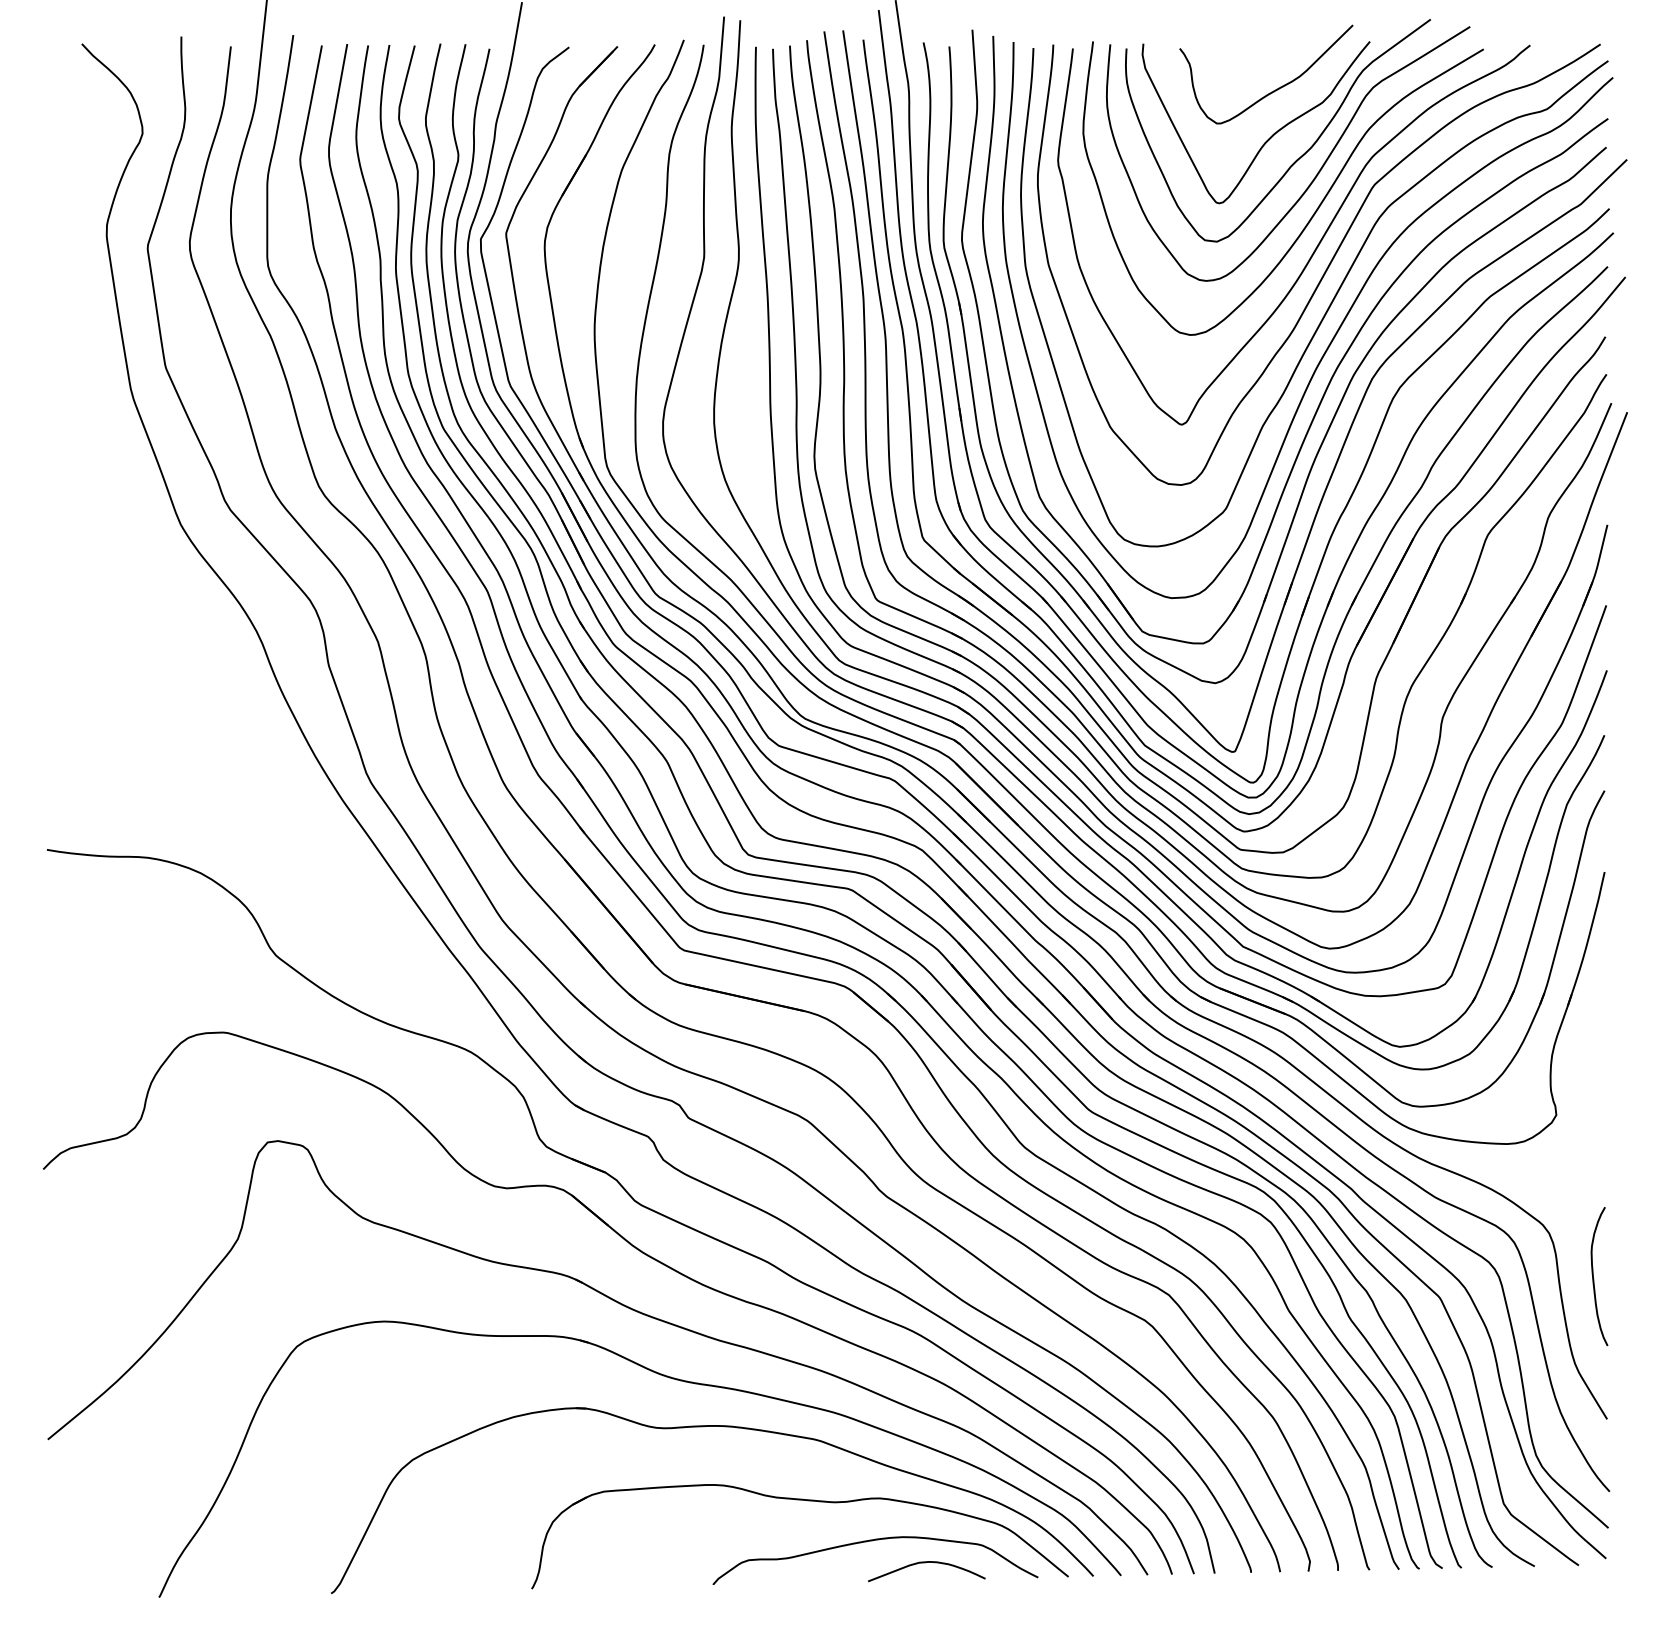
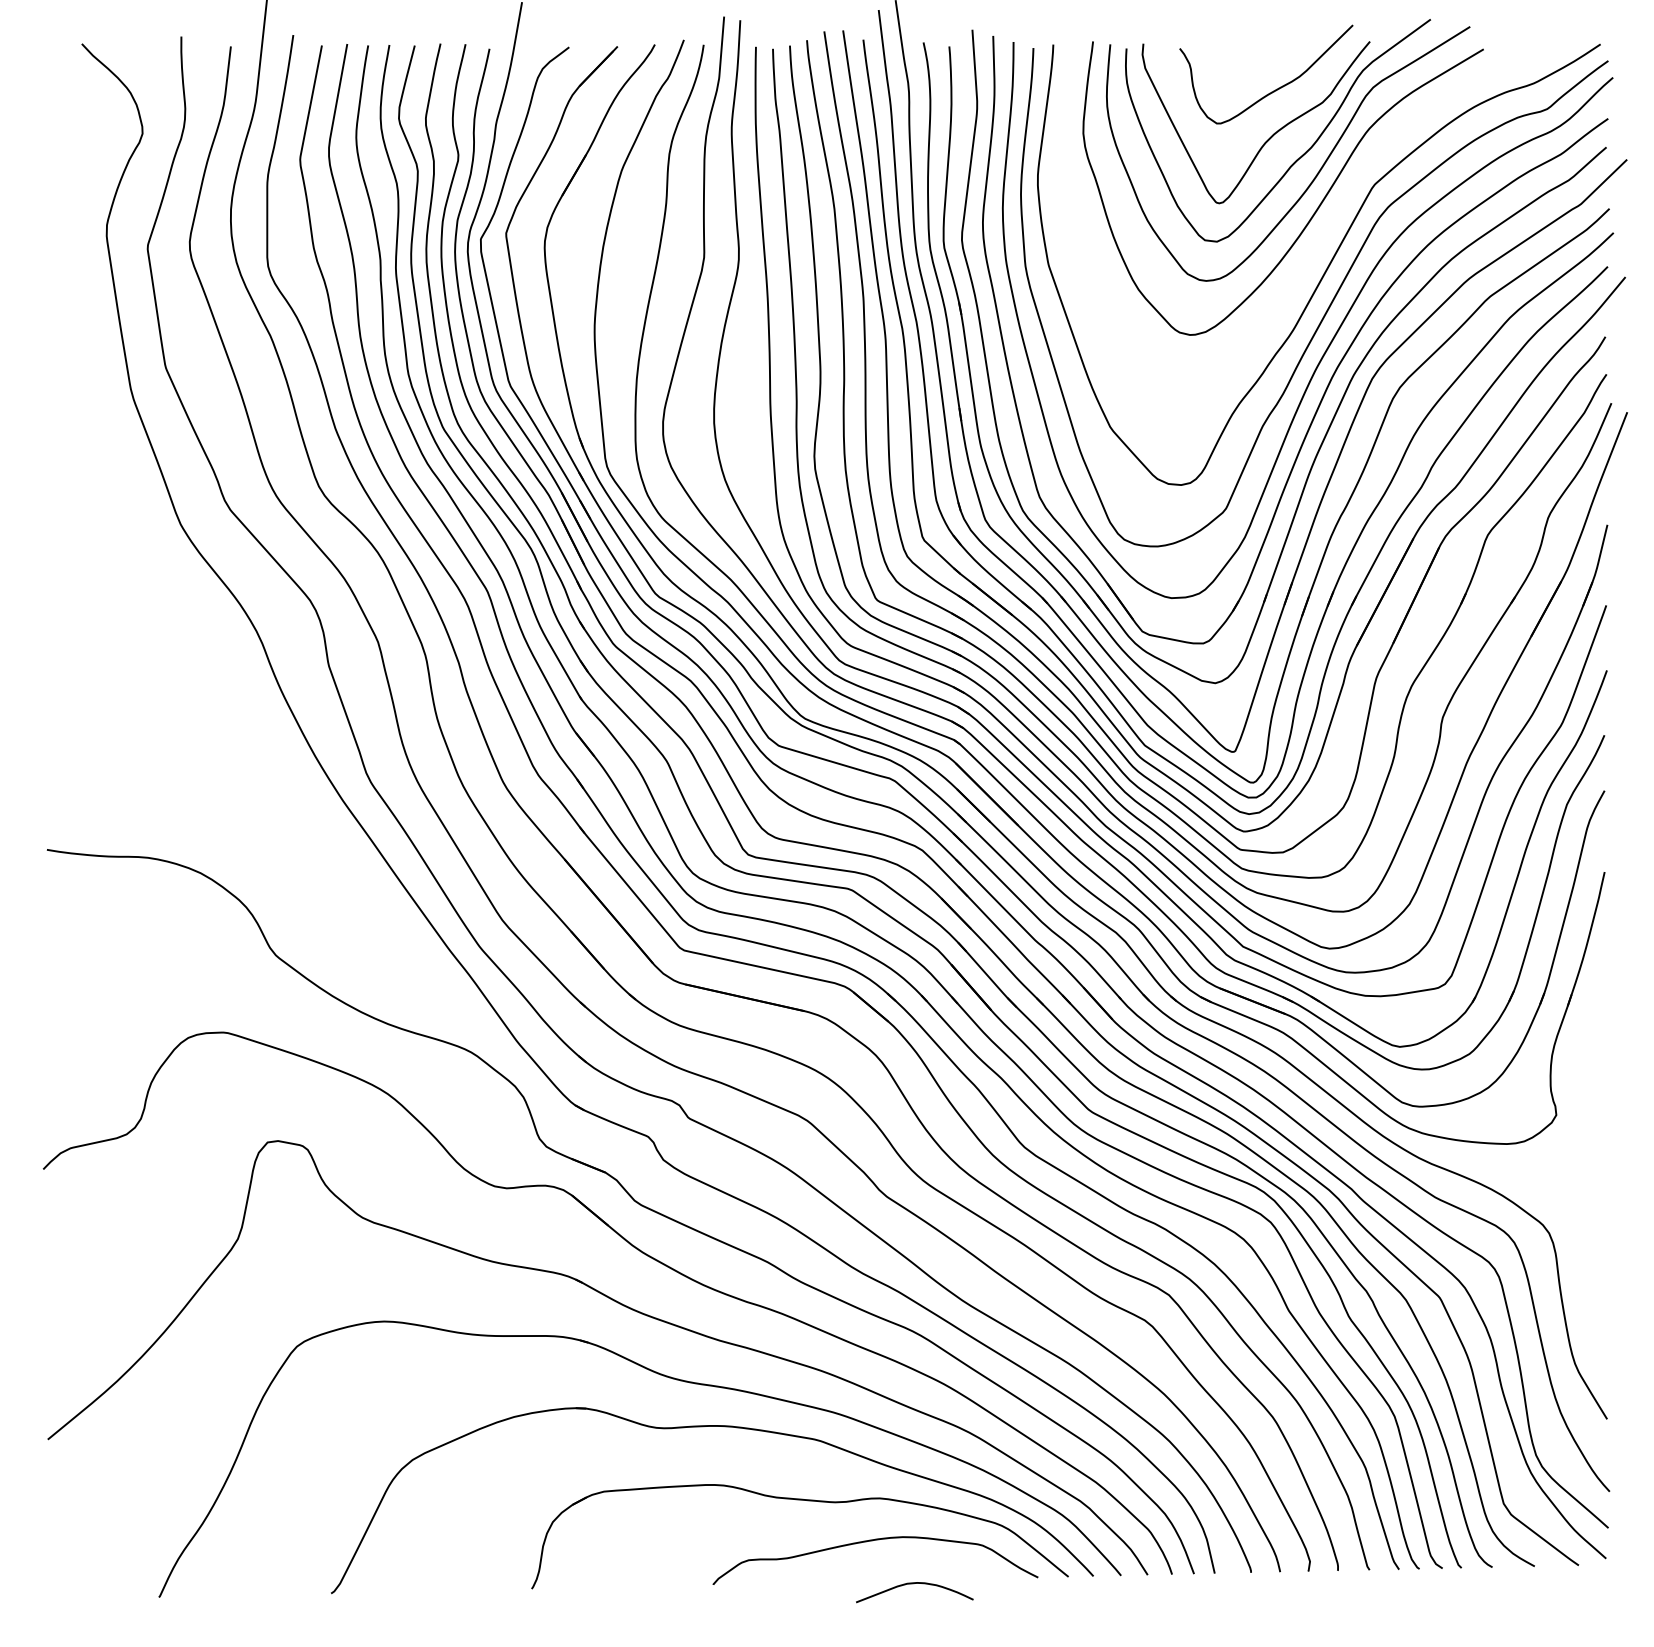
curve: present -> none (1314, 249)
curve: present -> none (1594, 1279)
curve position: (925, 1563) -> (913, 1584) (913, 1584)
